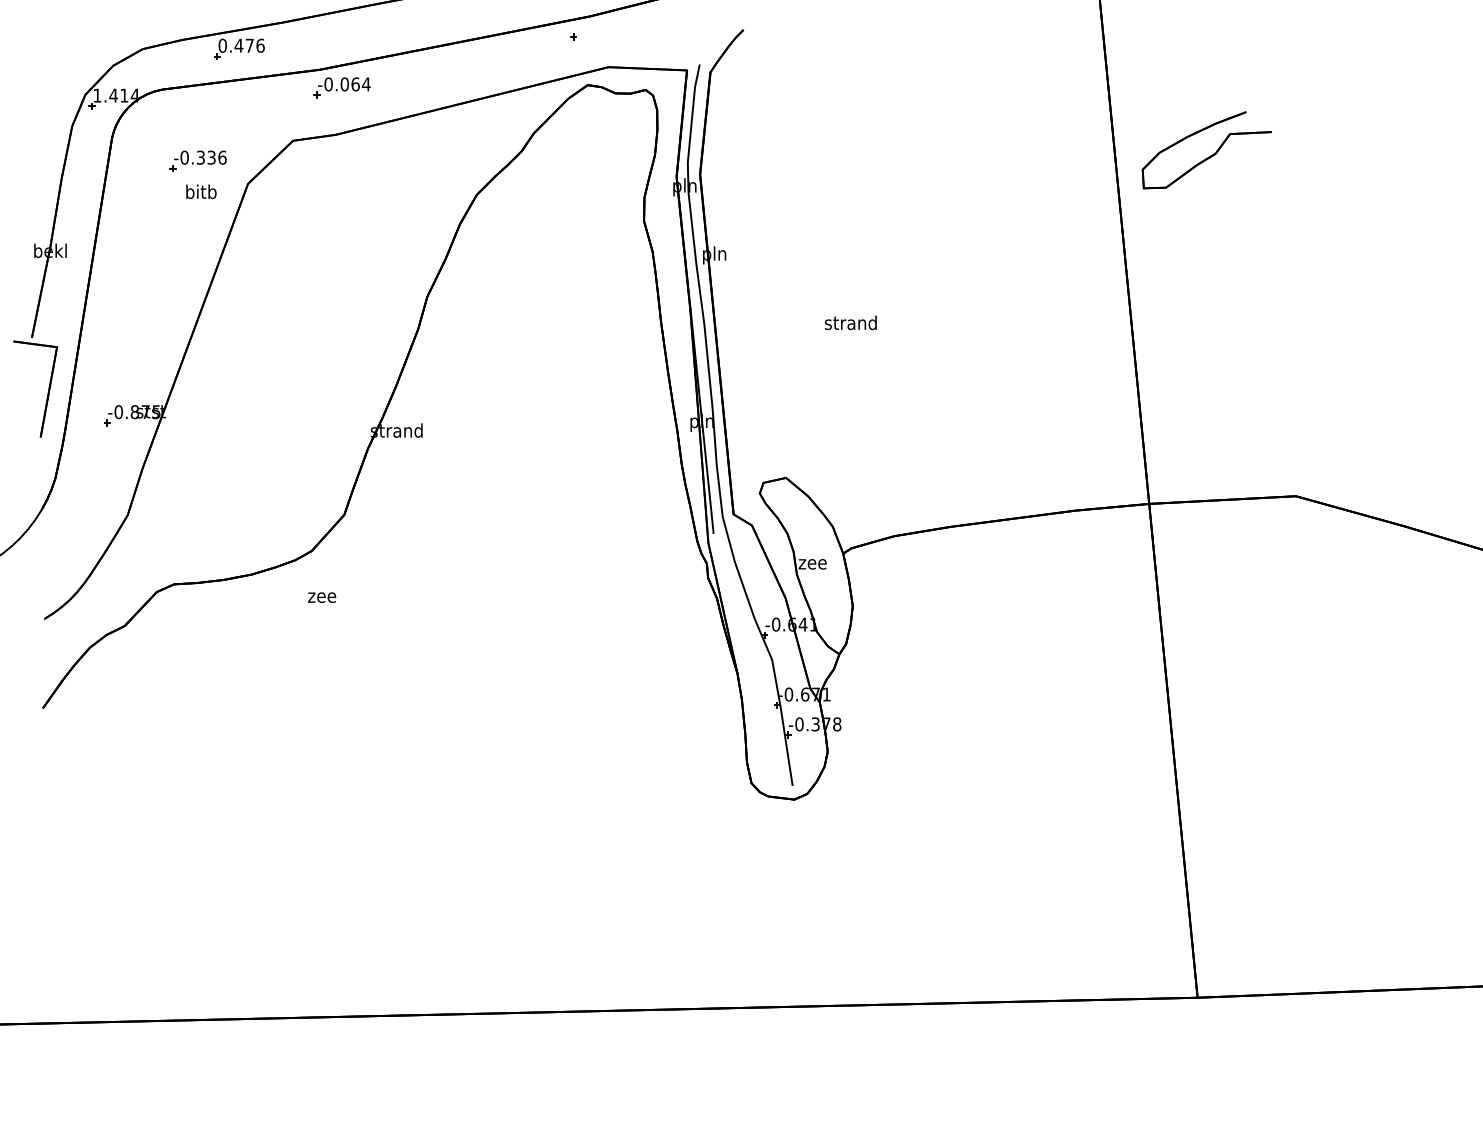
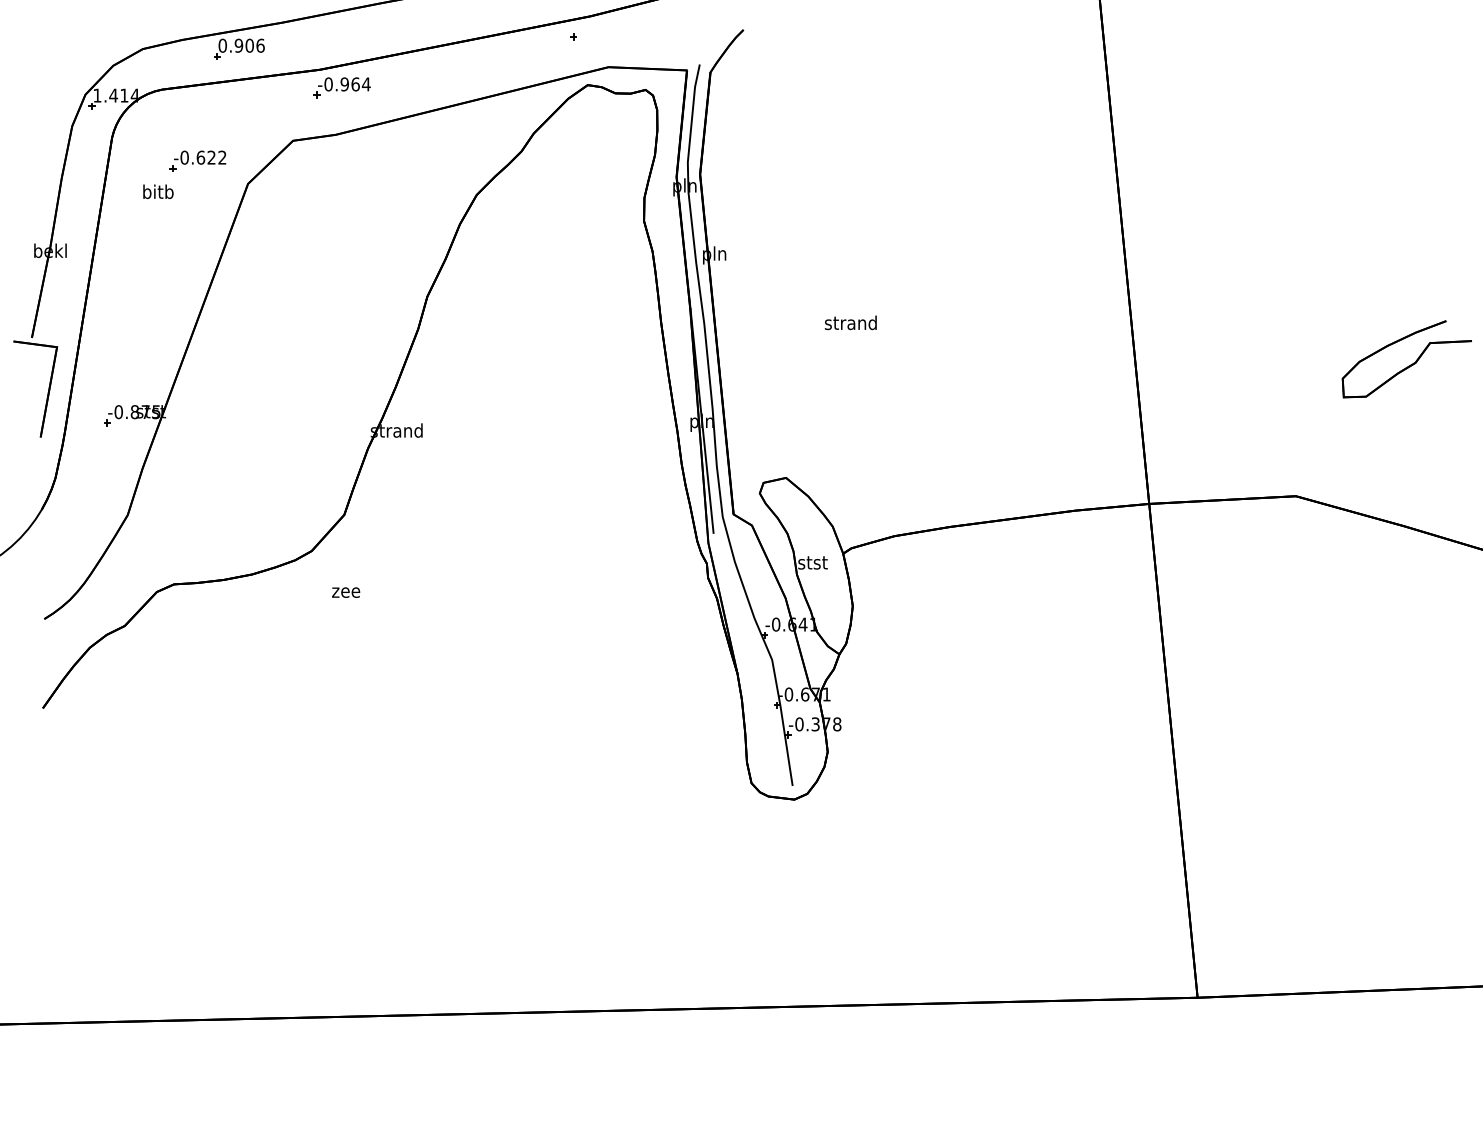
text: 0.476 -> 0.906 (243, 45)
text: -0.064 -> -0.964 (344, 84)
part position: (1208, 156) -> (1408, 365) (1408, 365)
text: -0.336 -> -0.622 (211, 157)
text position: (201, 191) -> (158, 191) (158, 191)
text: zee -> stst (812, 562)
text position: (322, 597) -> (346, 592) (346, 592)
